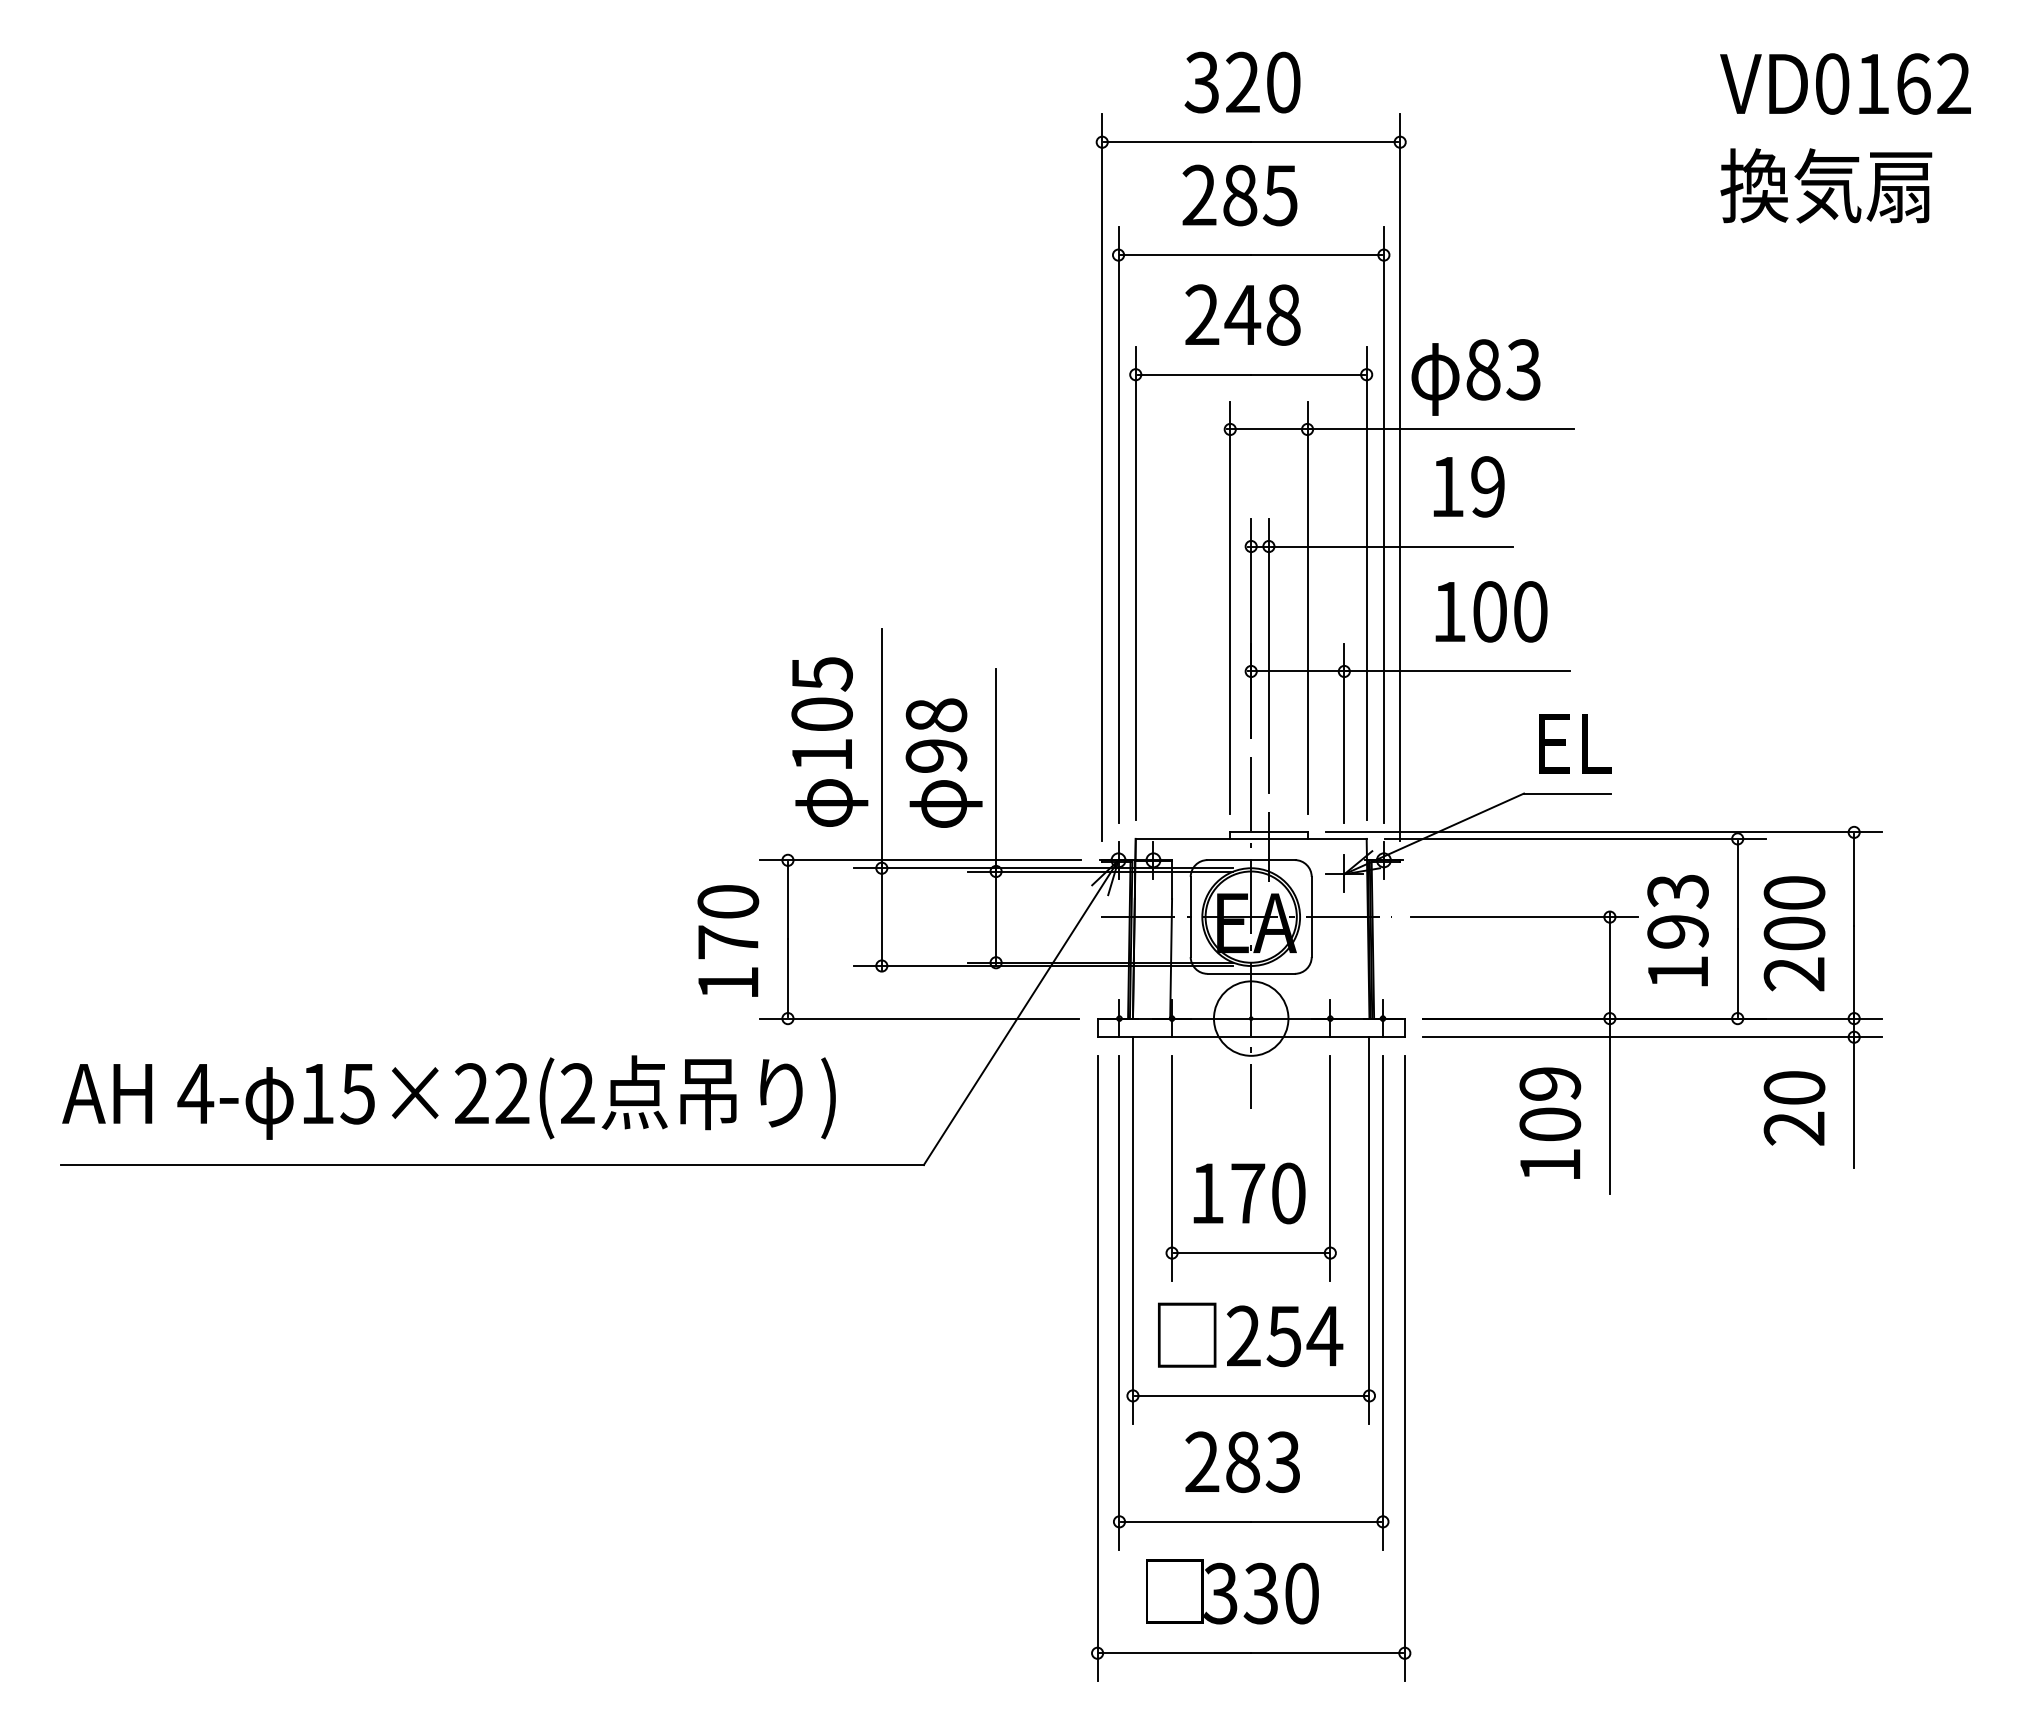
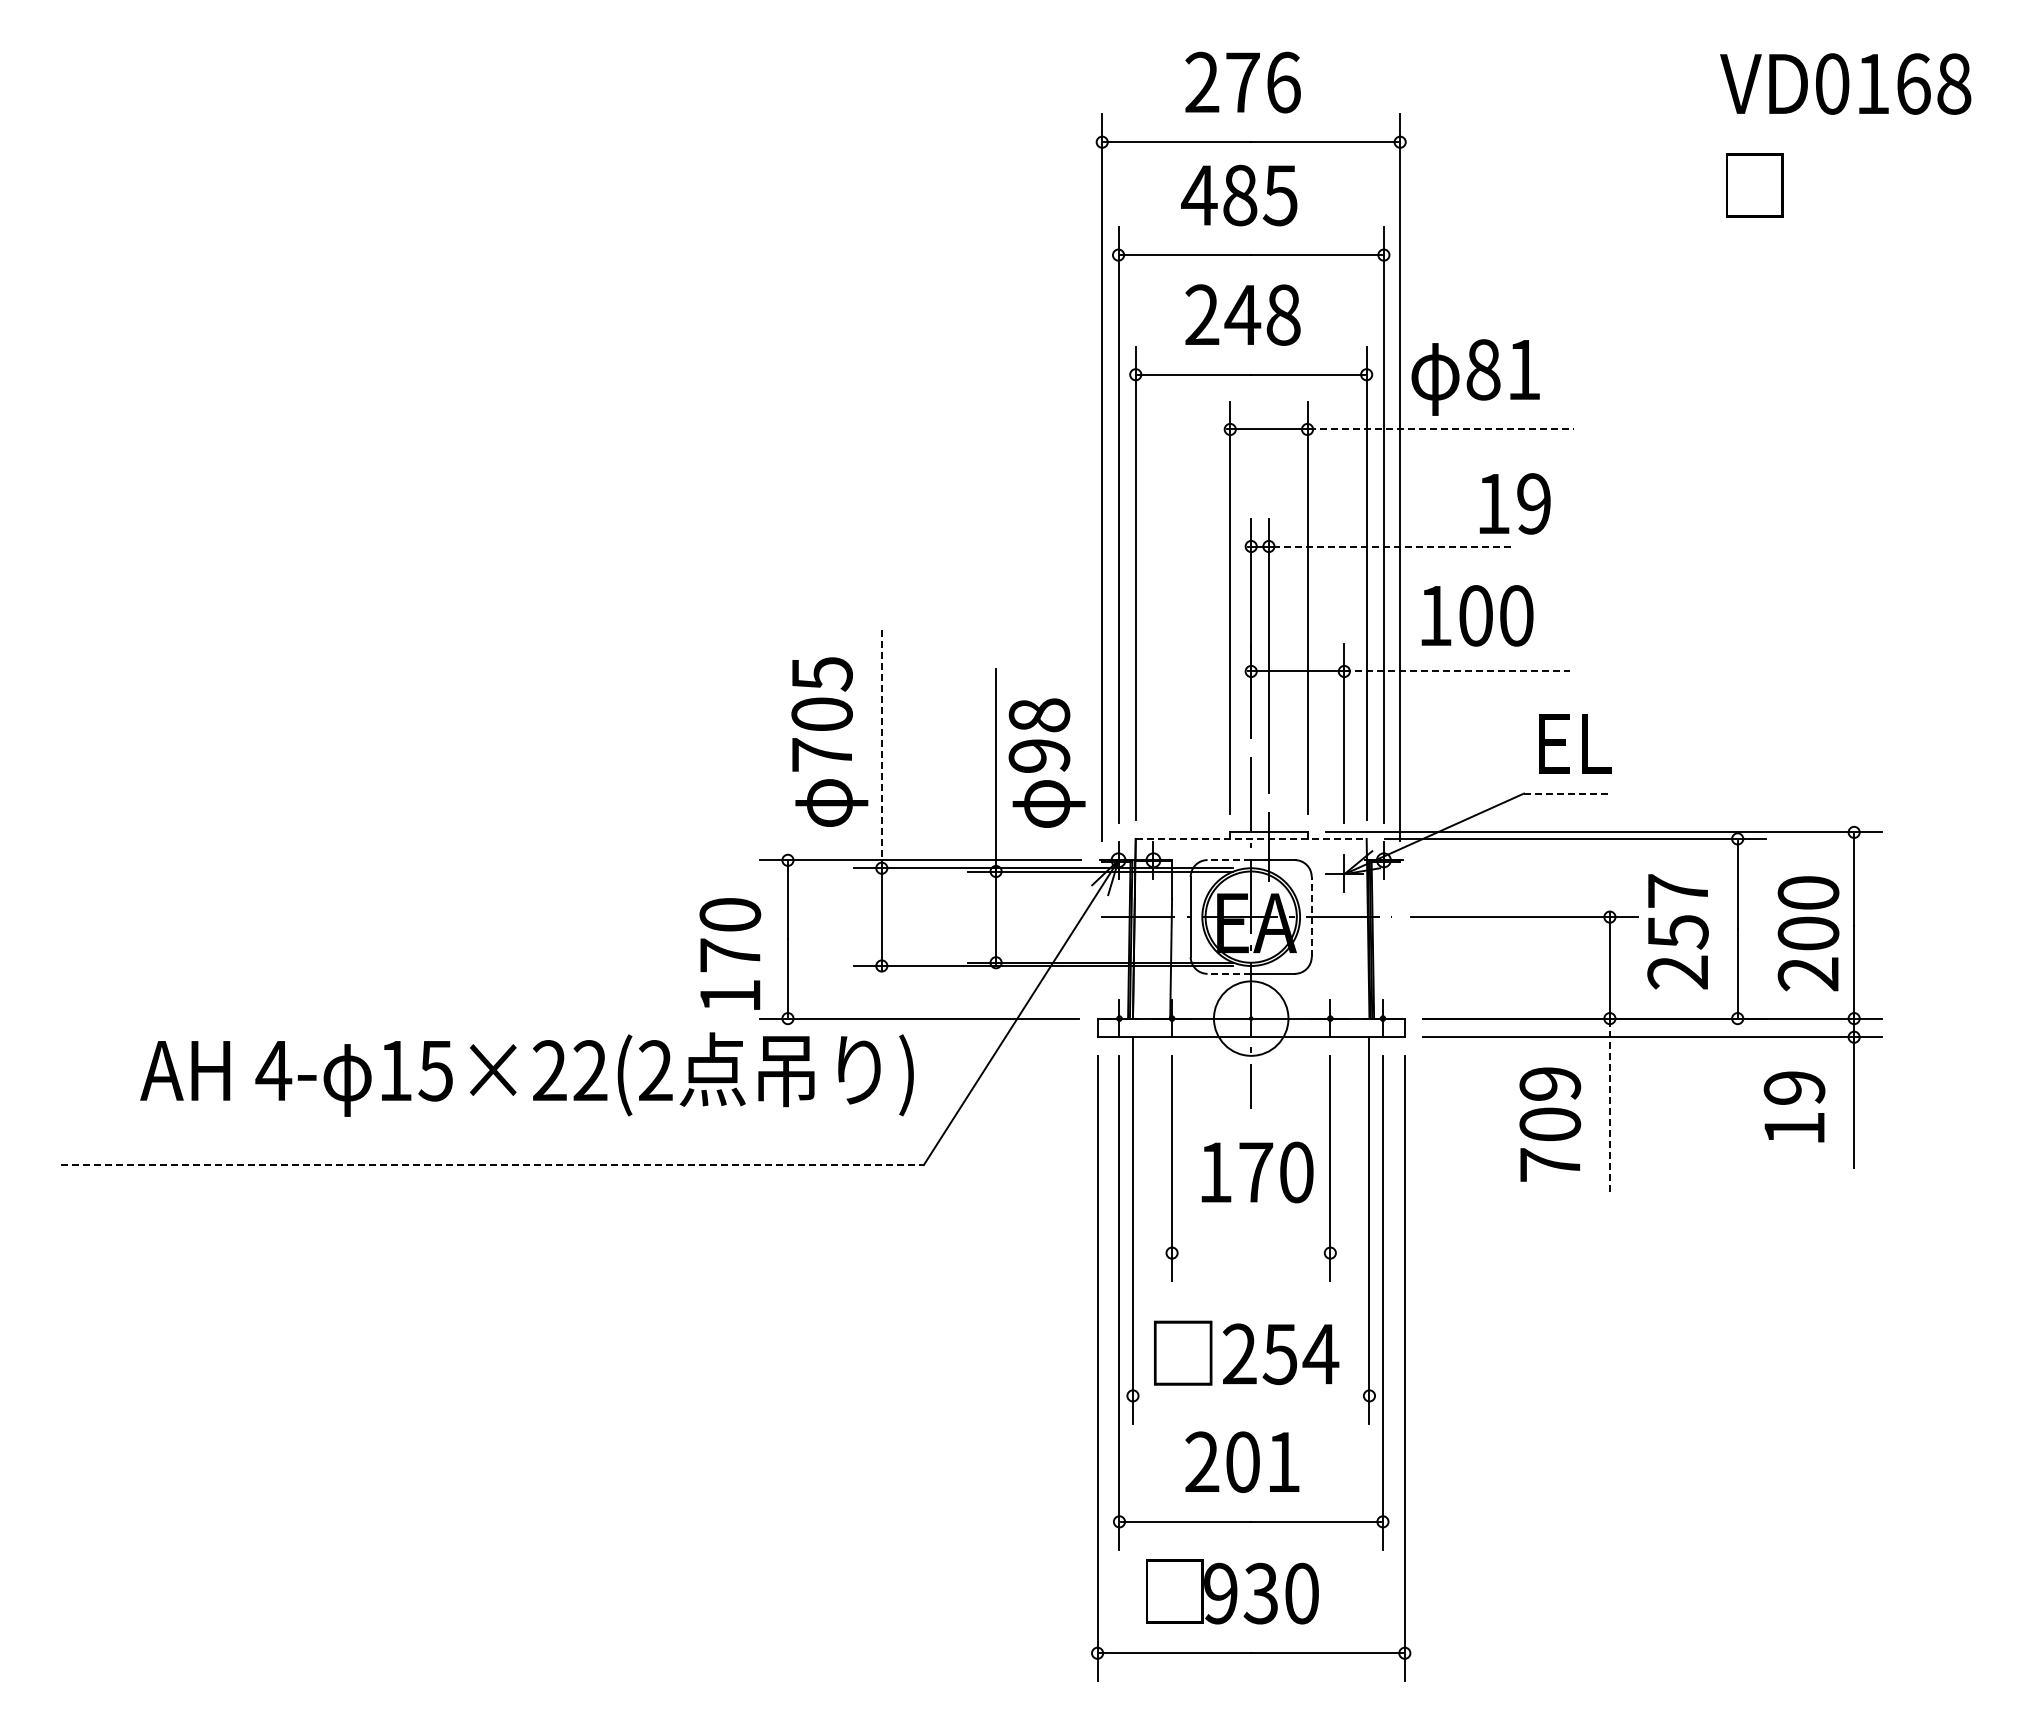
text: 320 -> 276 (1242, 82)
text: VD0162 -> VD0168 (1954, 83)
text: 換気扇 -> □ (1826, 185)
text: 285 -> 485 (1199, 194)
text: 83 -> 81 (1523, 369)
line: solid -> dashed (1441, 429)
text position: (1468, 486) -> (1514, 503) (1514, 503)
line: solid -> dashed (1393, 546)
text position: (1491, 611) -> (1477, 615) (1477, 615)
line: solid -> dashed (1457, 671)
line: solid -> dashed (881, 748)
text: 105 -> 705 (821, 754)
text position: (943, 762) -> (1046, 762) (1046, 762)
line: solid -> dashed (1567, 793)
line: solid -> dashed (1251, 838)
line: solid -> dashed (1228, 860)
line: solid -> dashed (1311, 917)
text: 193 -> 257 (1677, 931)
text position: (1794, 933) -> (1808, 933) (1808, 933)
text position: (728, 940) -> (730, 953) (730, 953)
line: solid -> dashed (1229, 973)
text position: (448, 1097) -> (526, 1074) (526, 1074)
line: solid -> dashed (1609, 1107)
text: 20 -> 19 (1794, 1108)
text: 109 -> 709 (1550, 1164)
line: solid -> dashed (492, 1165)
text position: (1249, 1193) -> (1257, 1172) (1257, 1172)
line: present -> none (1250, 1253)
text position: (1250, 1334) -> (1246, 1352) (1246, 1352)
line: present -> none (1250, 1395)
text: 283 -> 201 (1262, 1462)
text: 330 -> 930 (1220, 1593)
